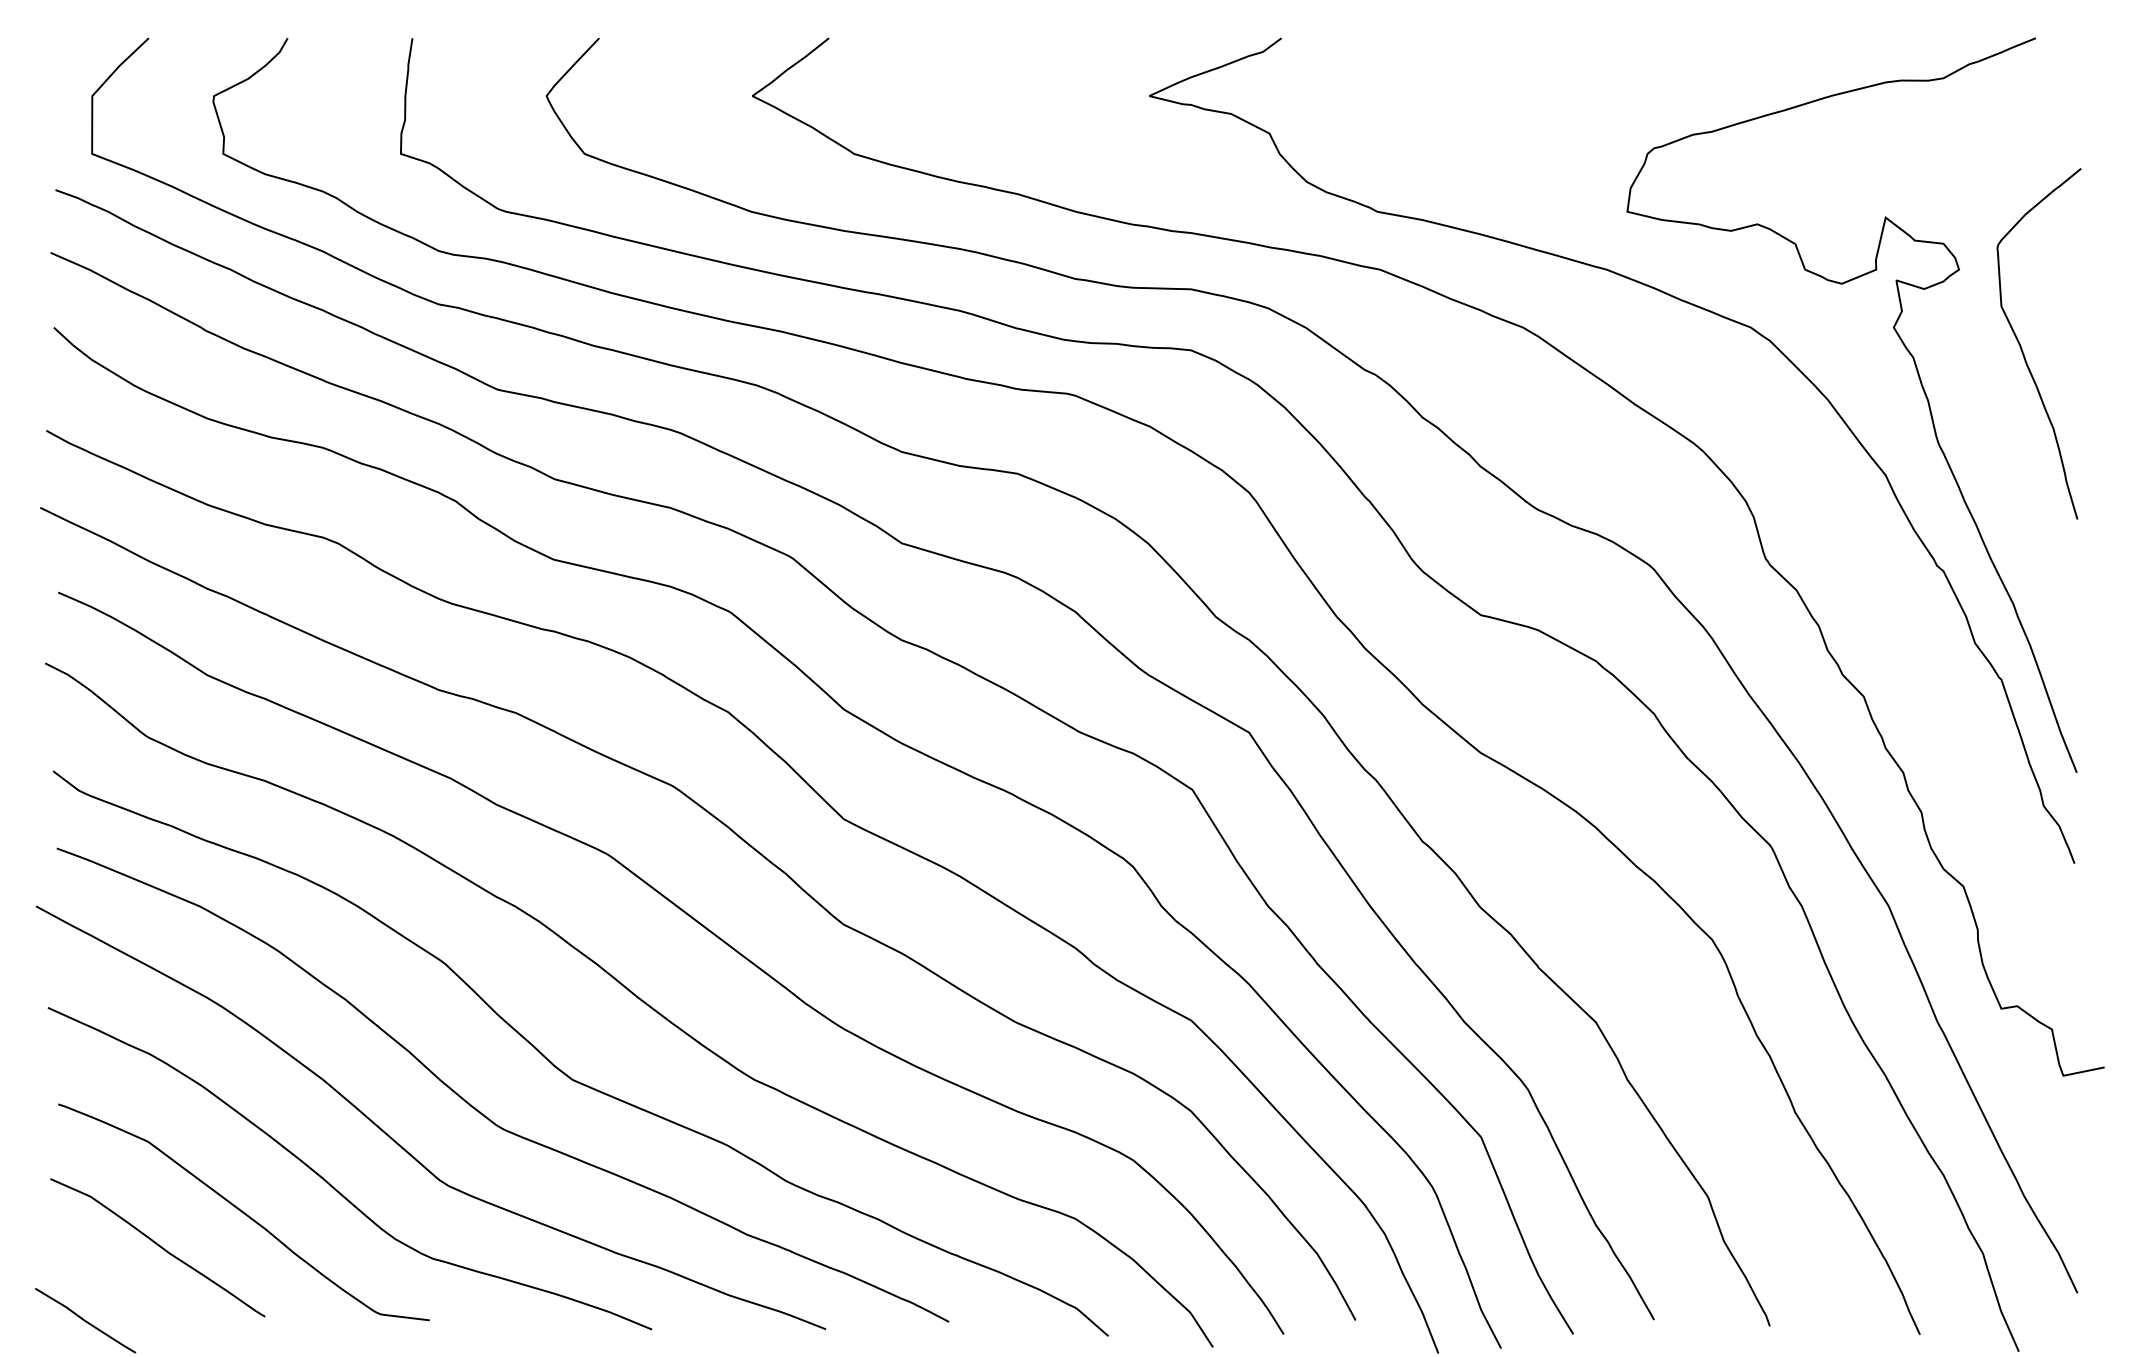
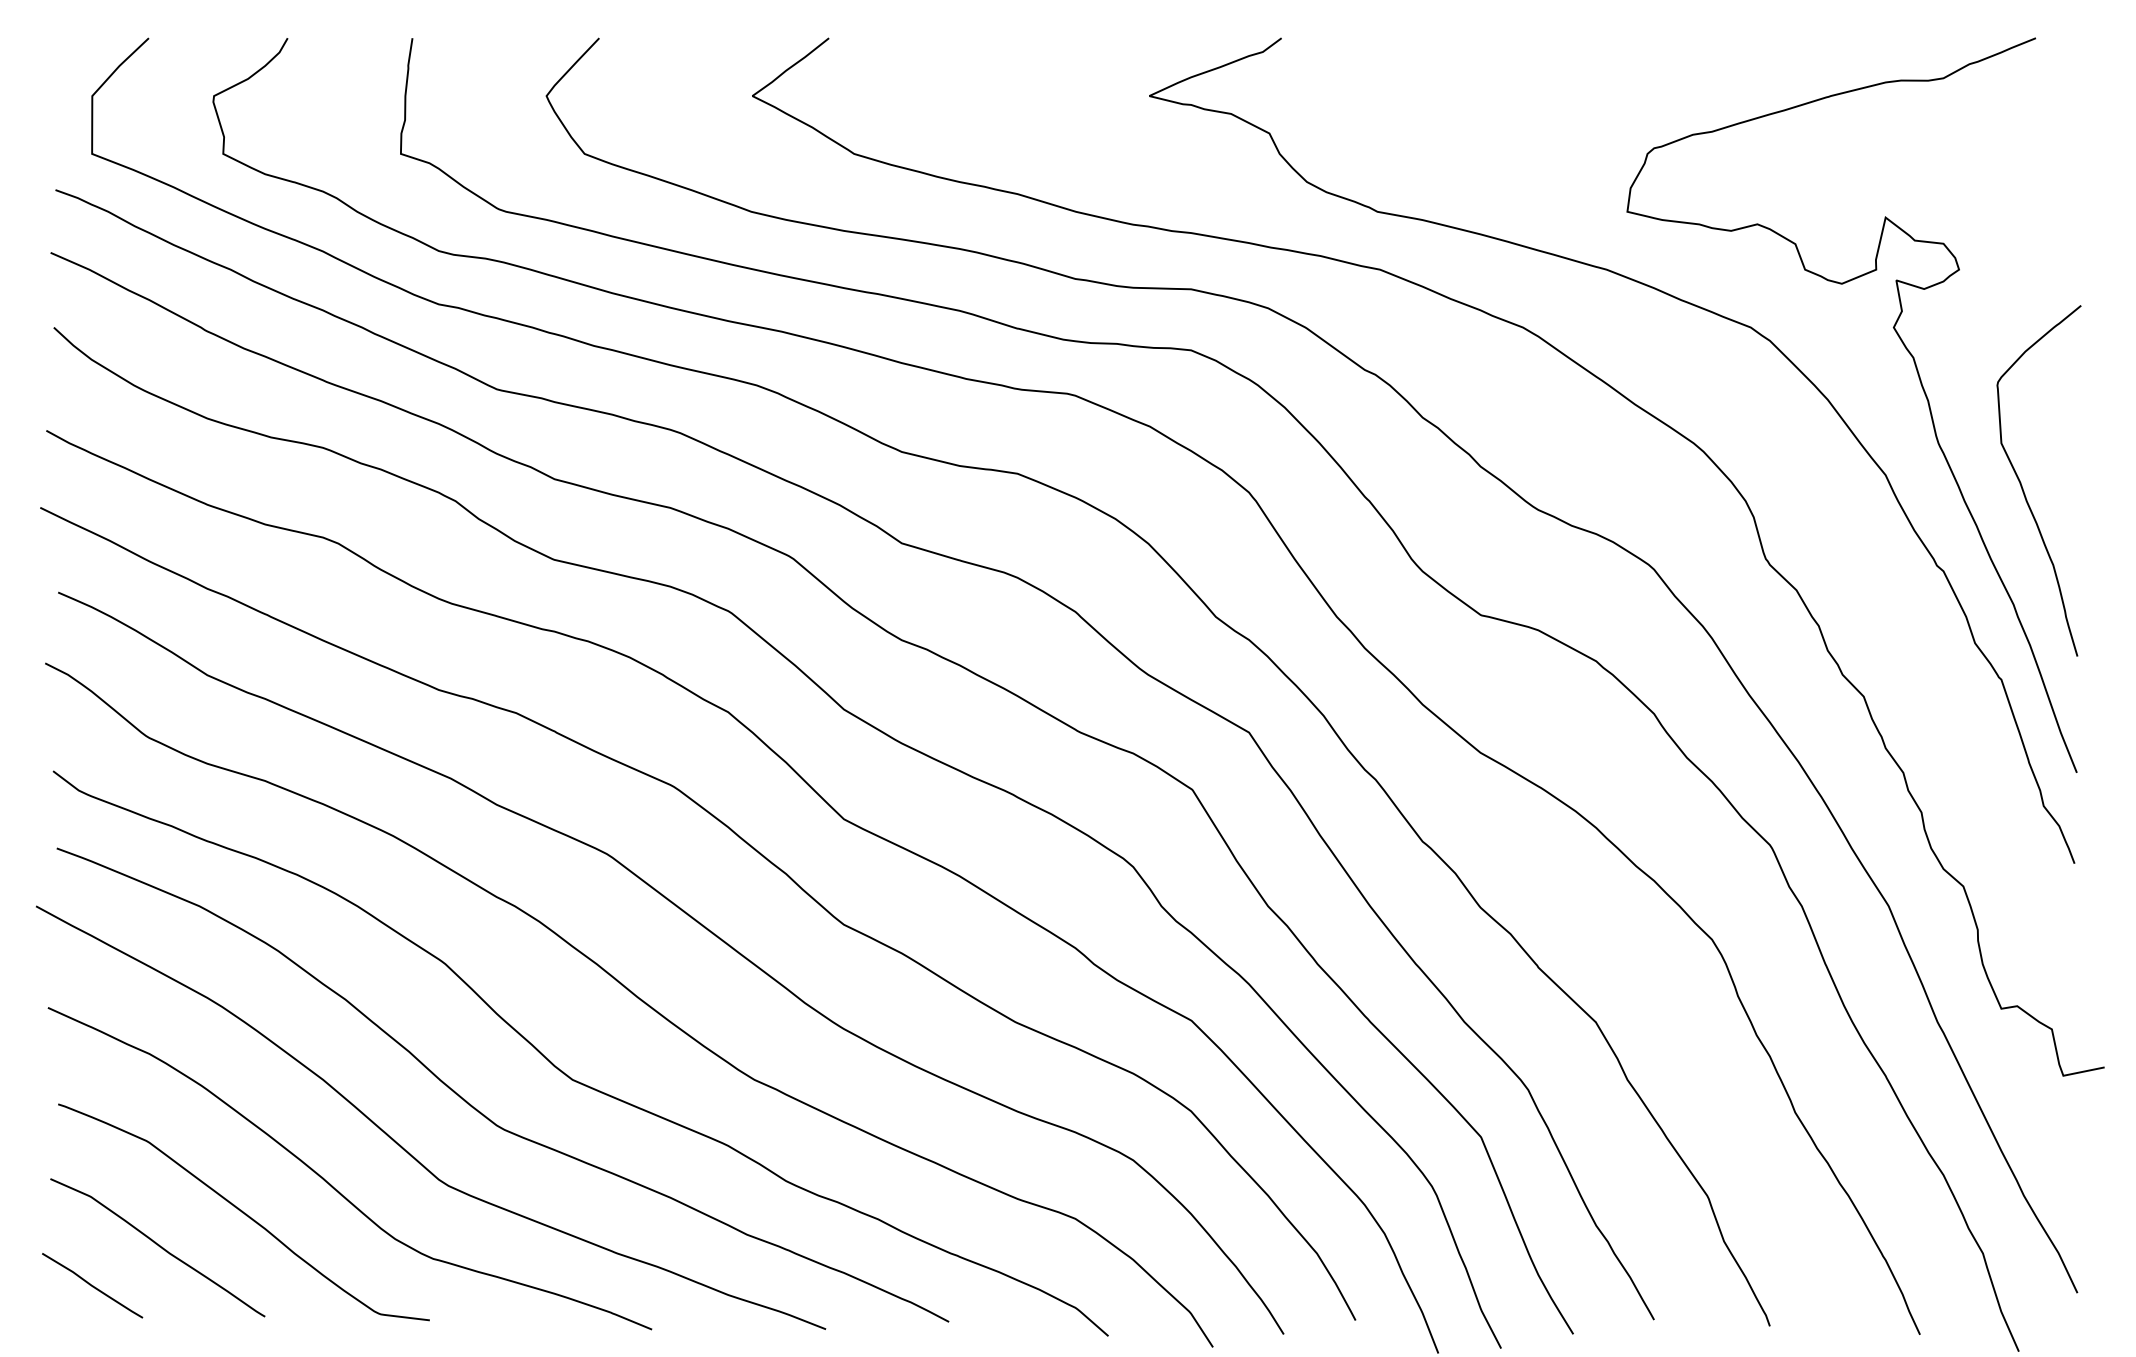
curve position: (2022, 348) -> (2022, 485) (2022, 485)
curve position: (85, 1320) -> (92, 1285) (92, 1285)
